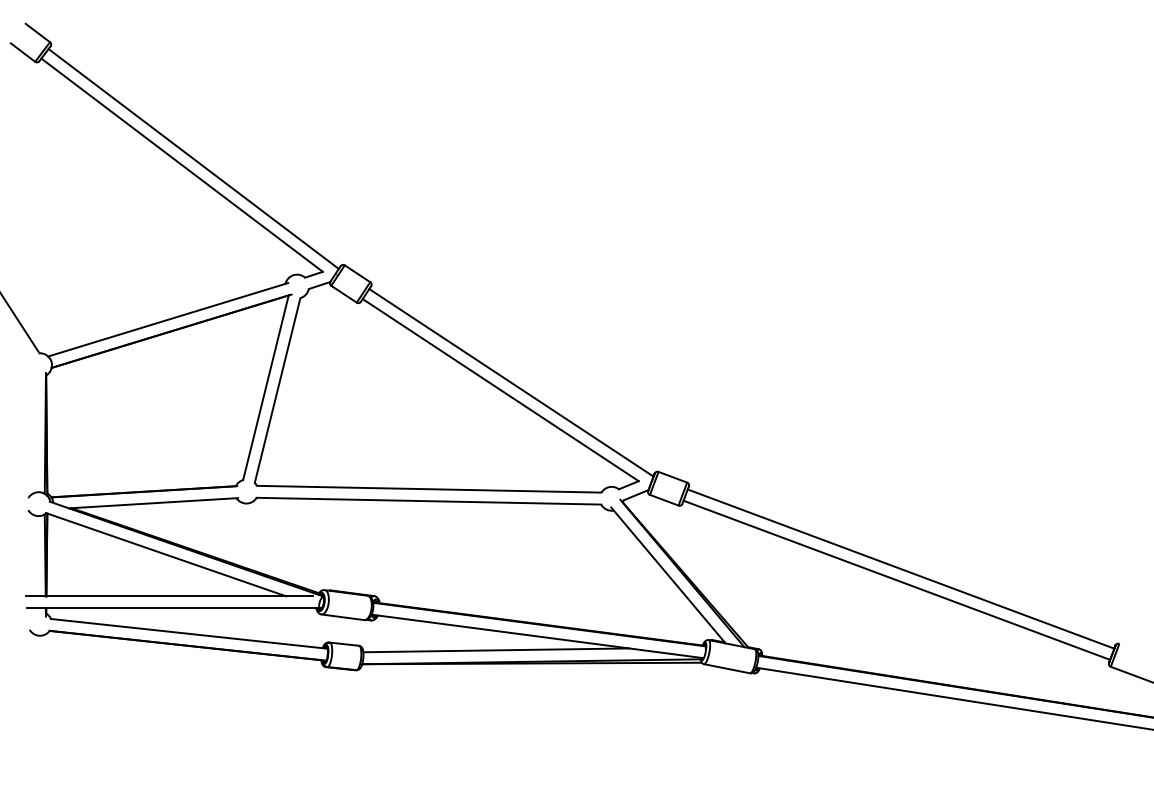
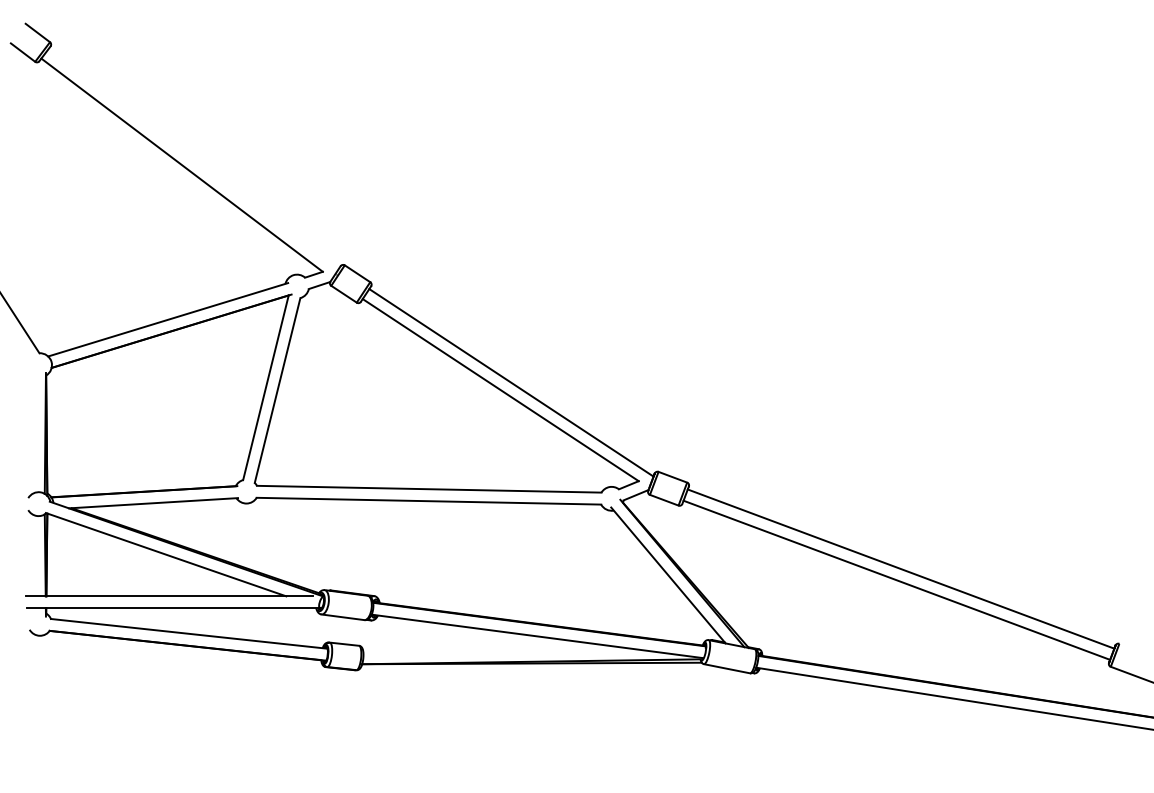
line: present -> none (193, 158)
line: present -> none (496, 650)
